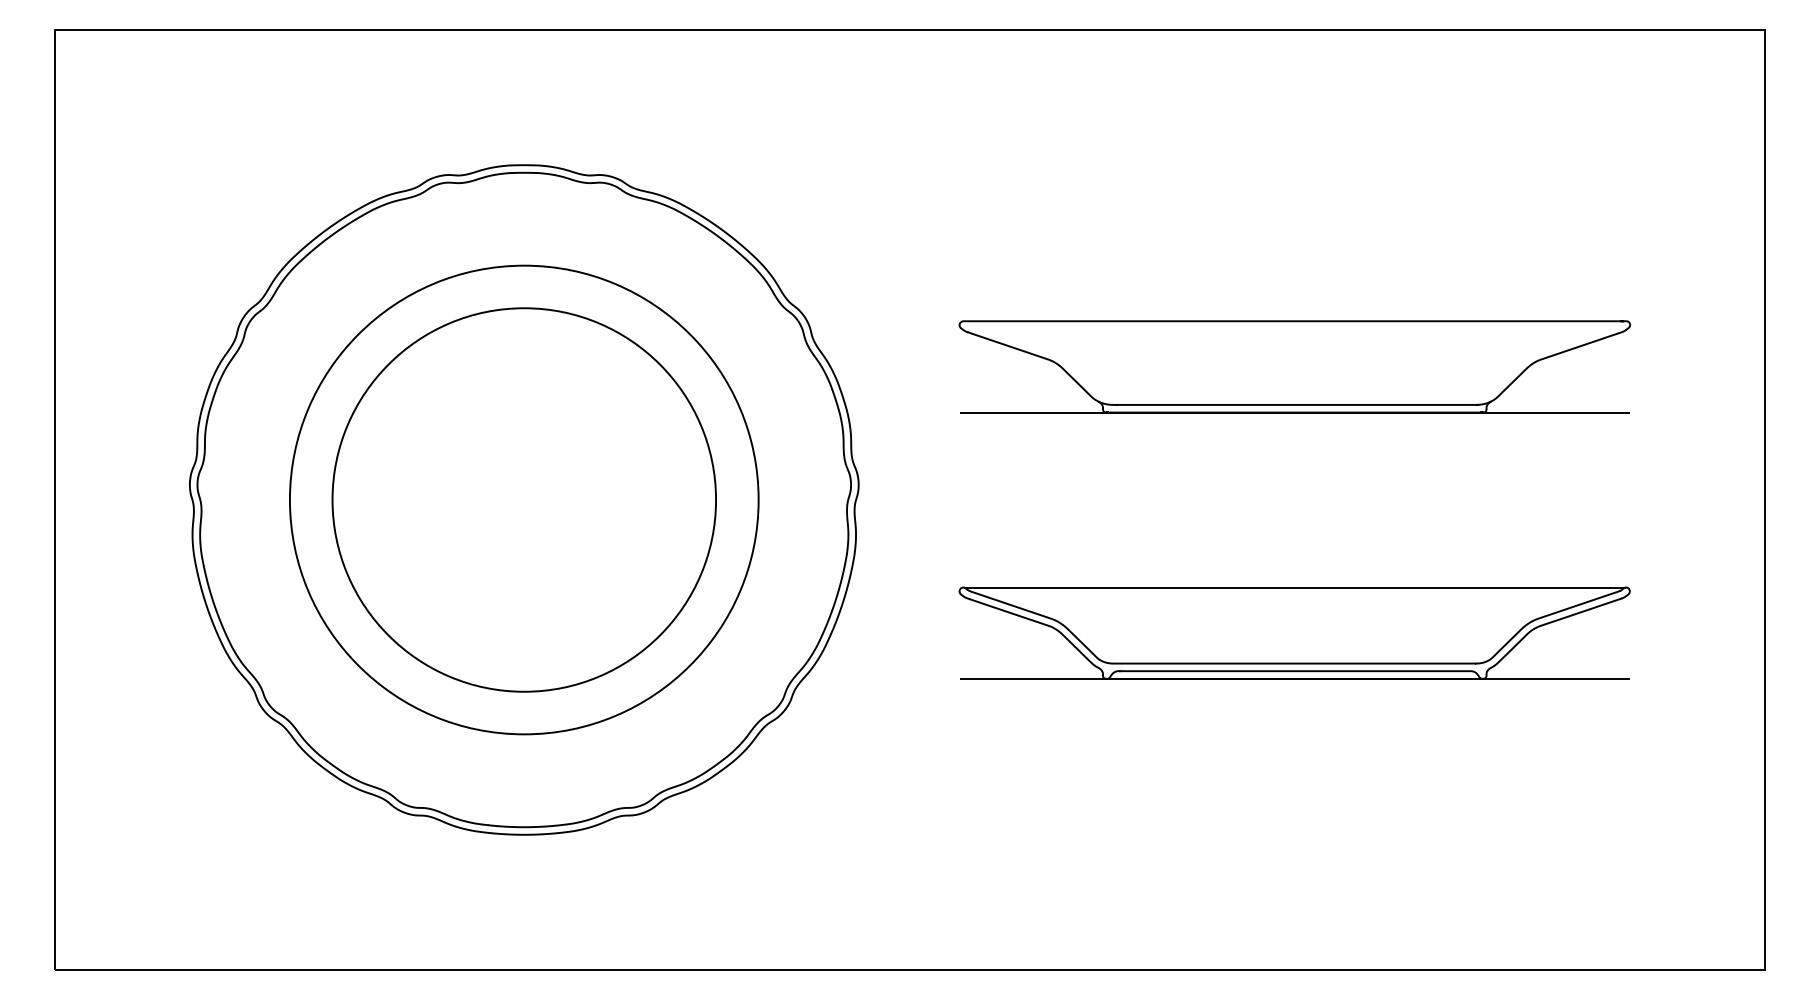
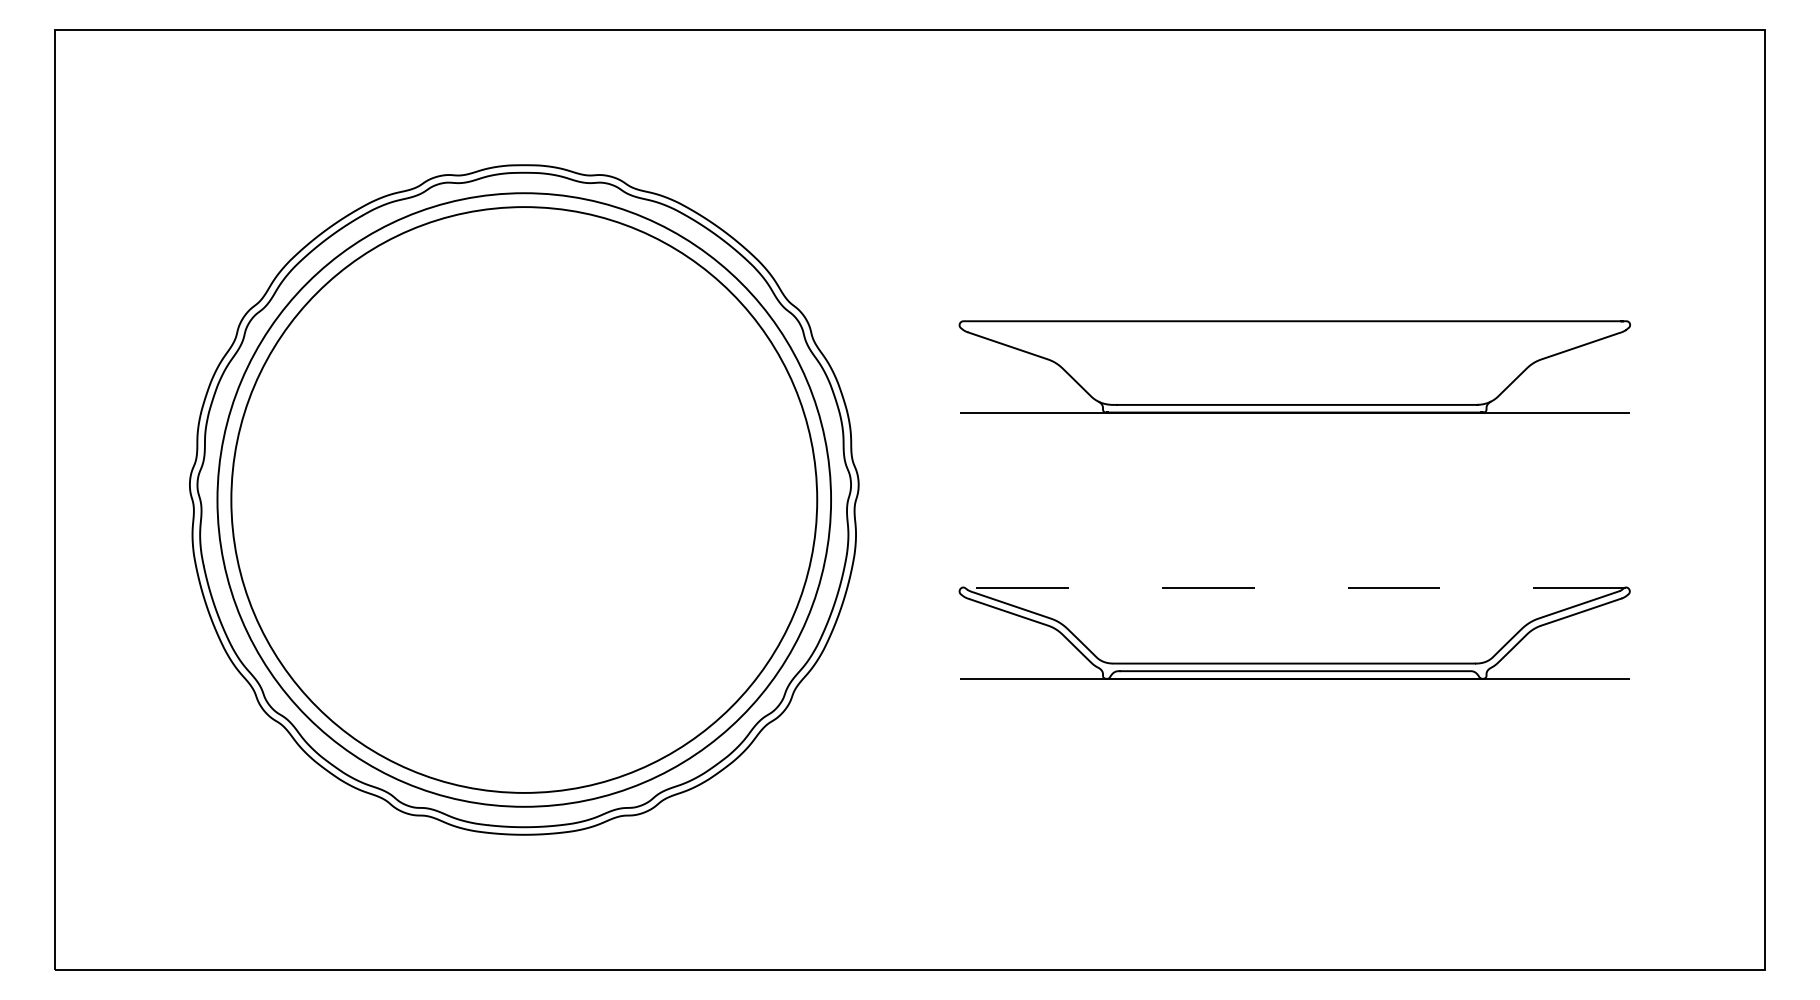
circle diameter: 469 px -> 586 px (524, 499)
circle diameter: 384 px -> 614 px (524, 499)
line: solid -> dashed (1294, 587)
